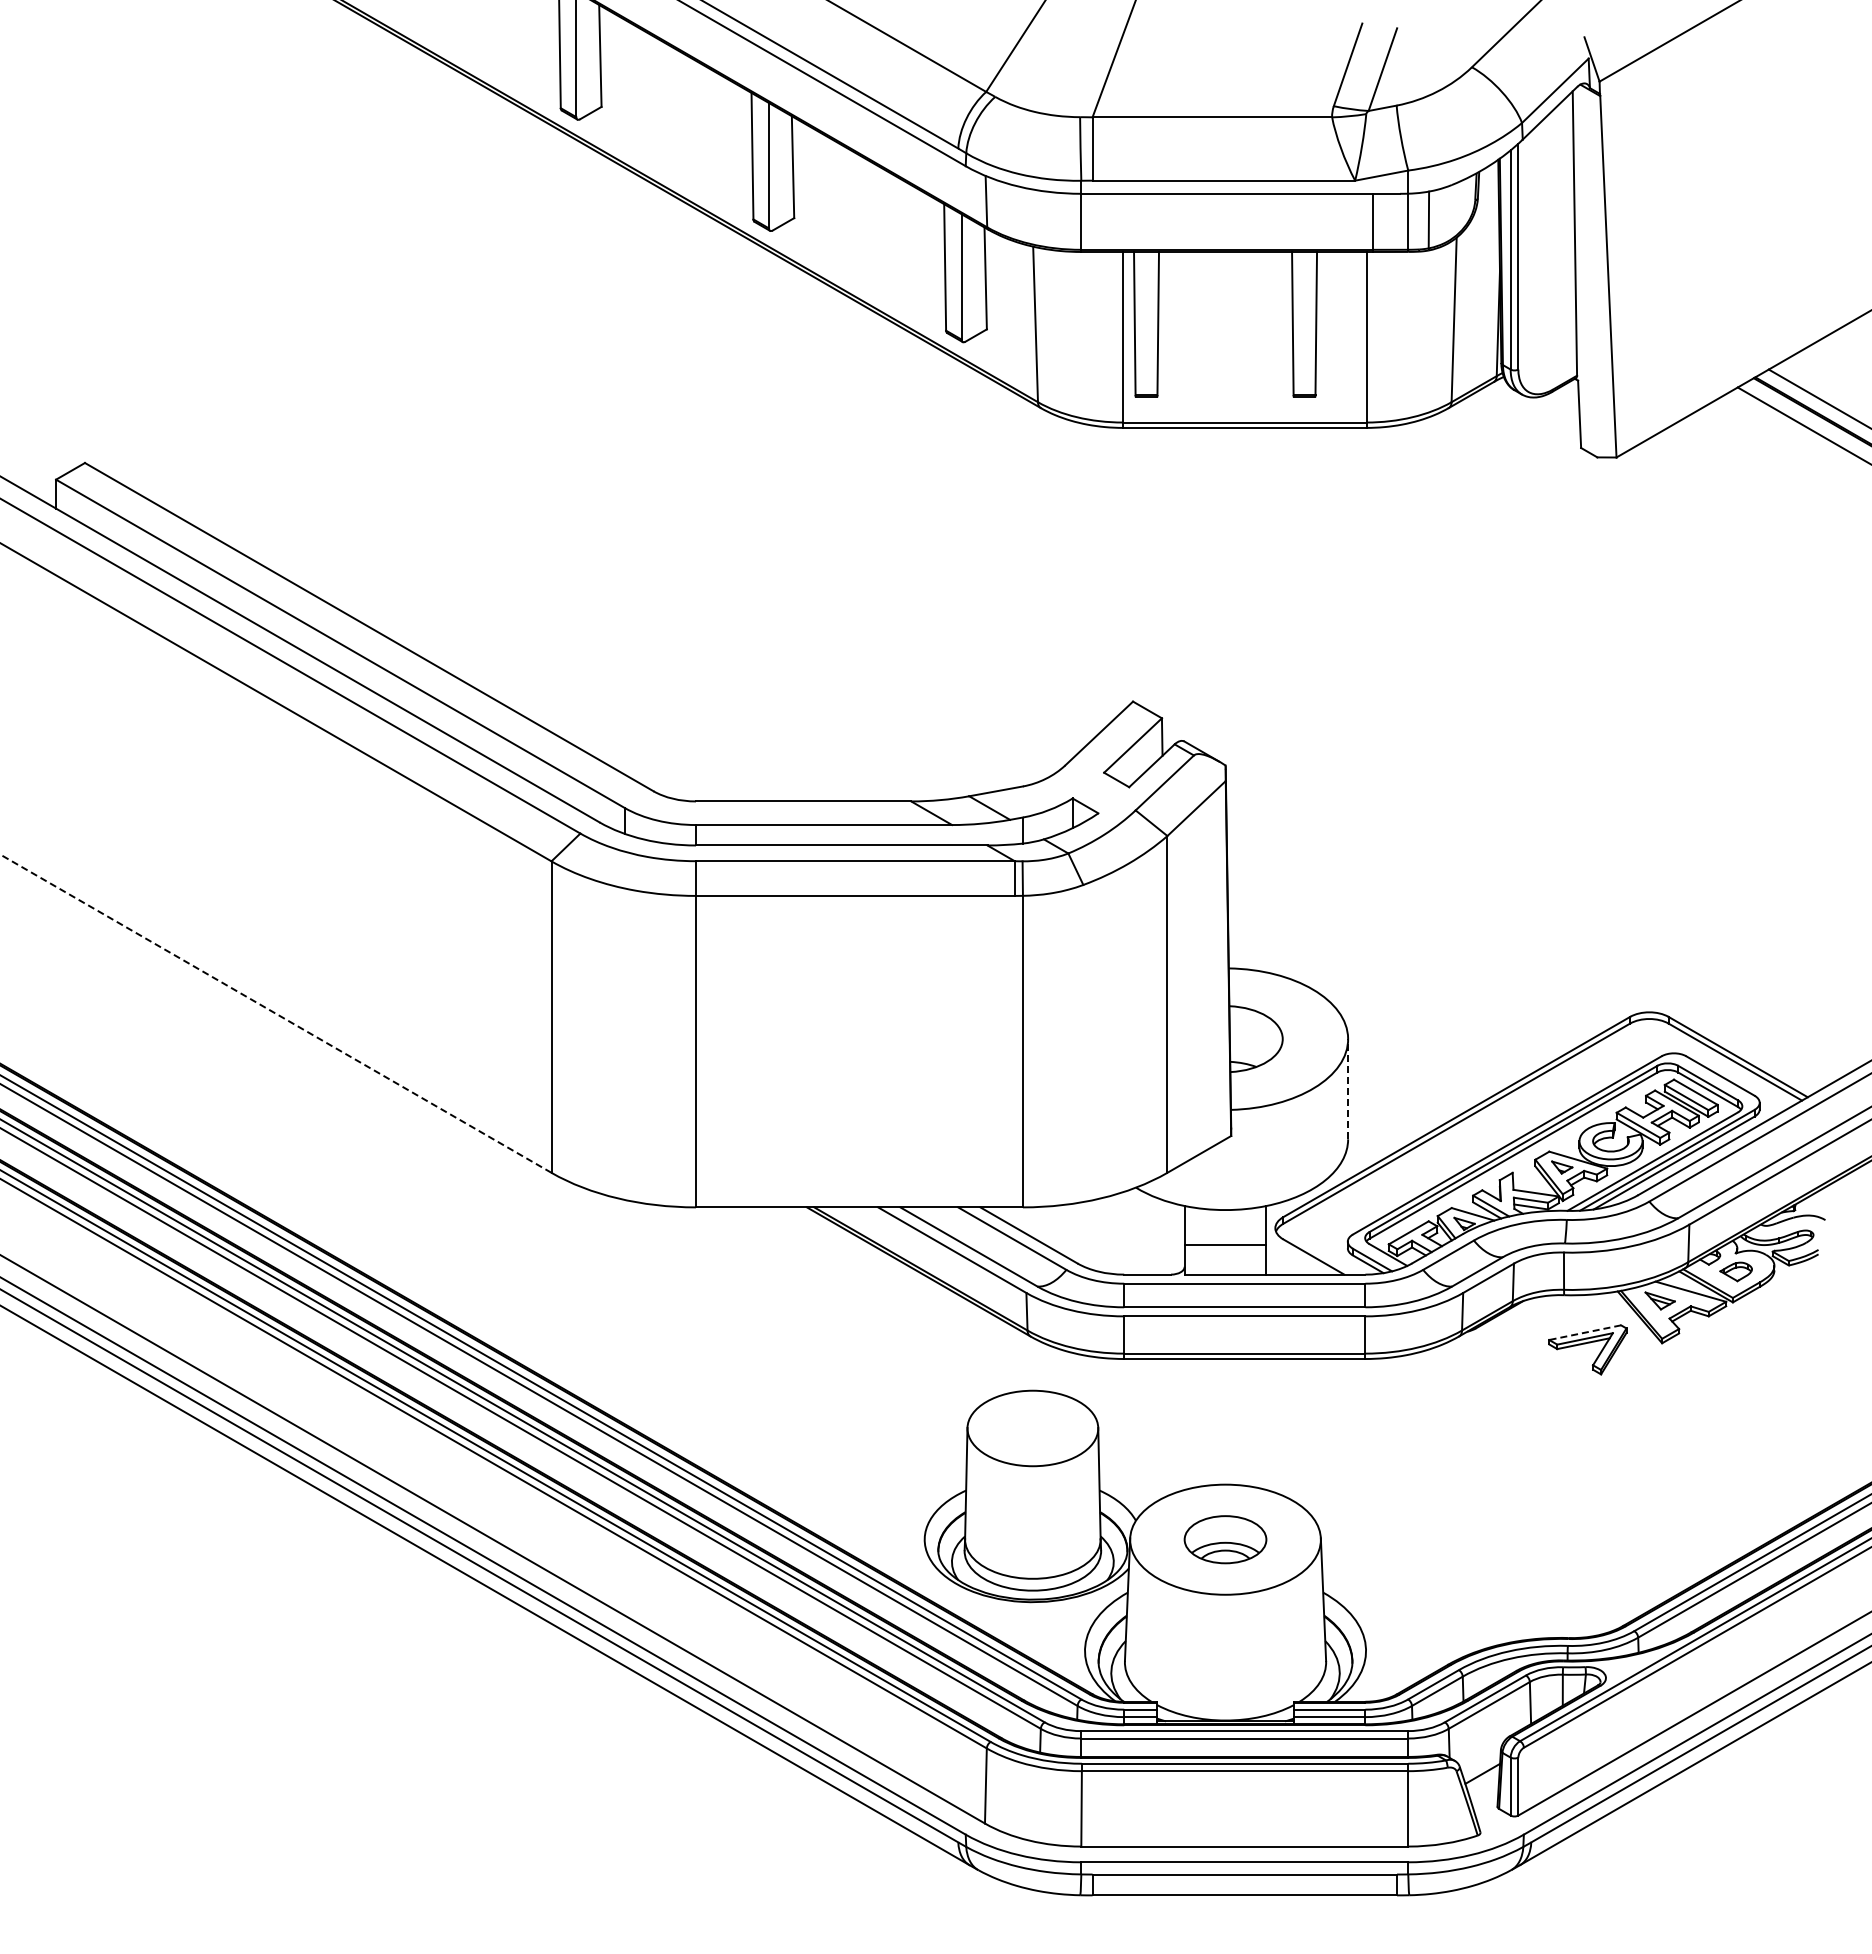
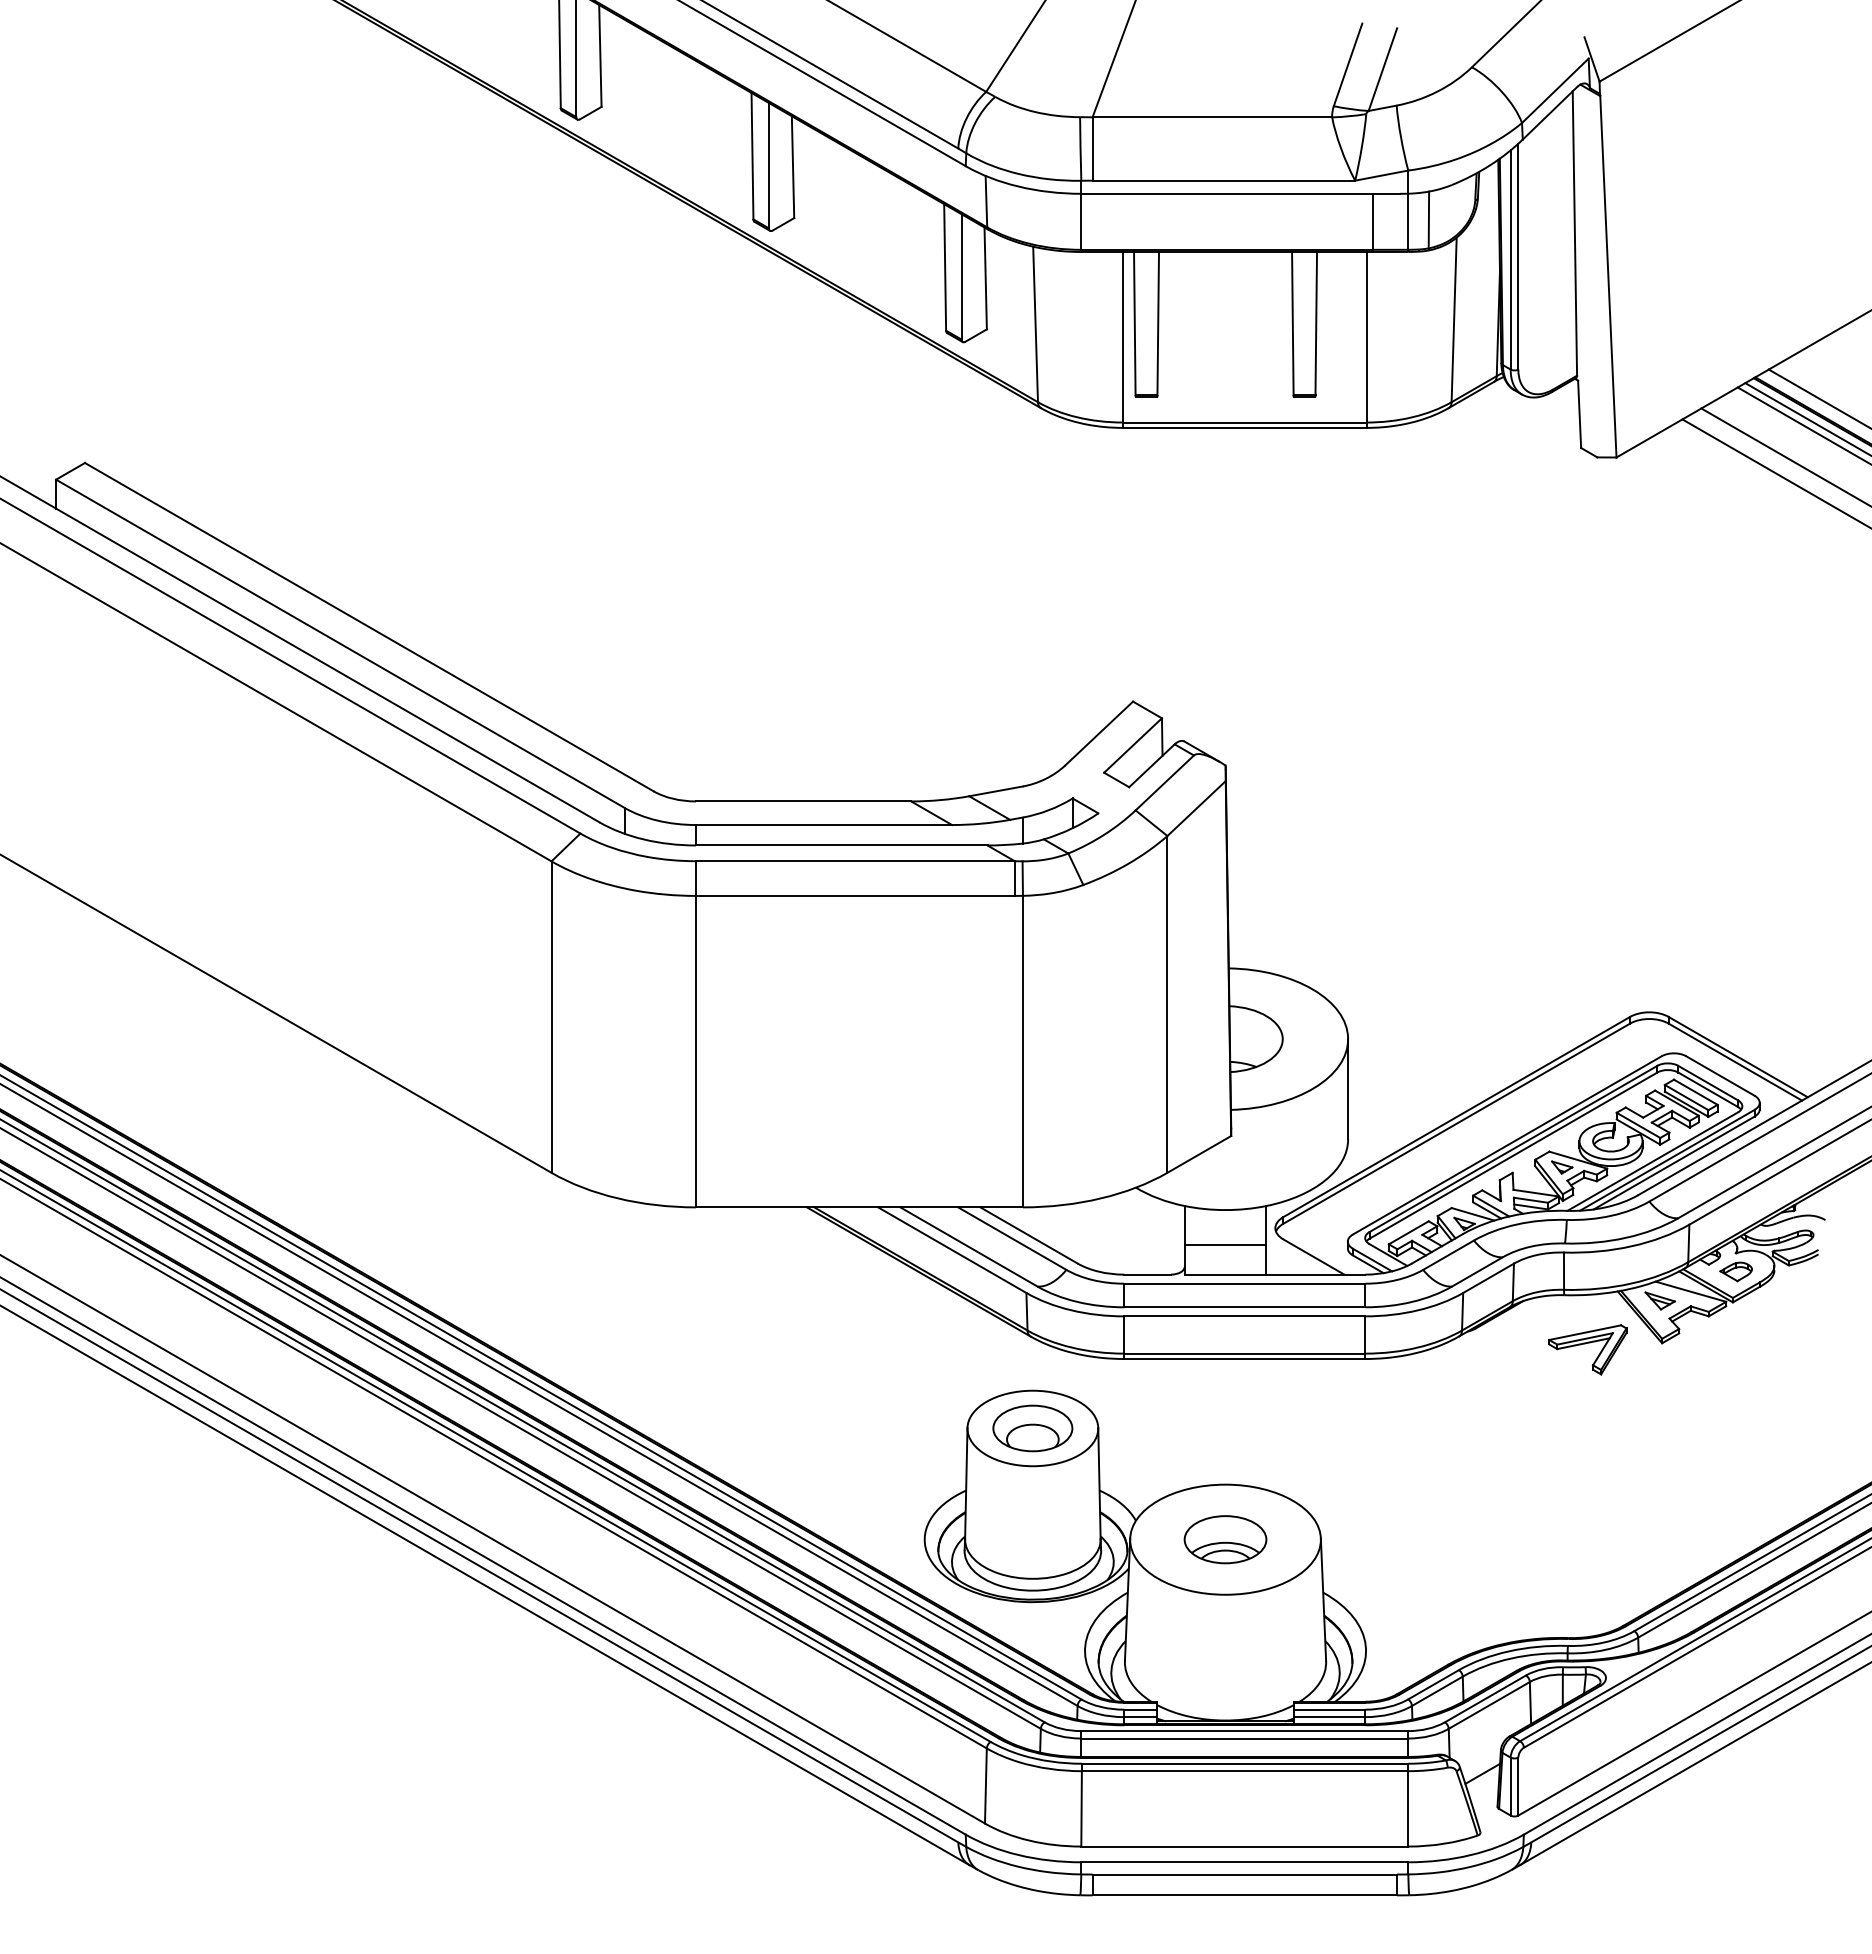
line: none -> present (1806, 418)
line: none -> present (1784, 456)
line: none -> present (1775, 473)
line: dashed -> solid (276, 1013)
line: dashed -> solid (1348, 1088)
line: dashed -> solid (1585, 1332)
part: none -> present (1032, 1428)
